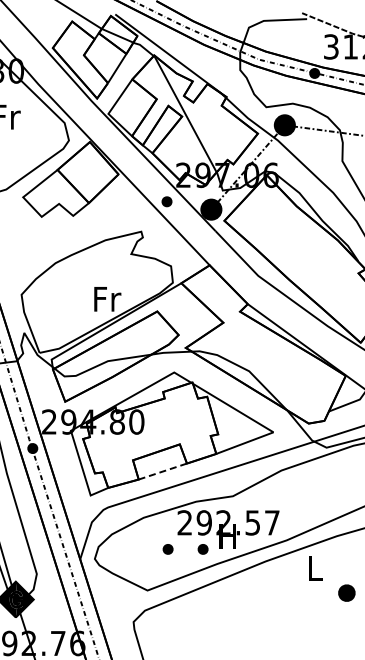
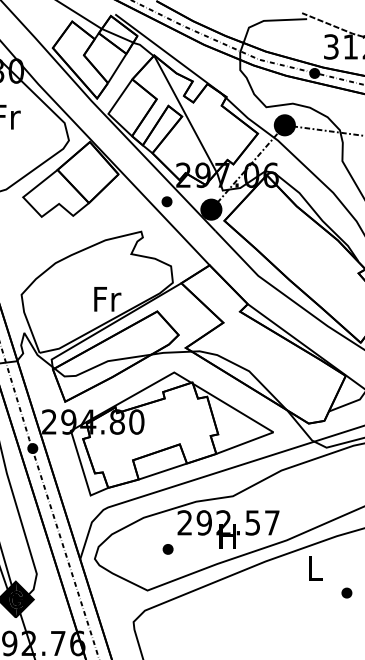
line: dashed -> solid (162, 471)
part: present -> none (202, 549)
part size: 18x18 px -> 12x12 px (346, 592)
